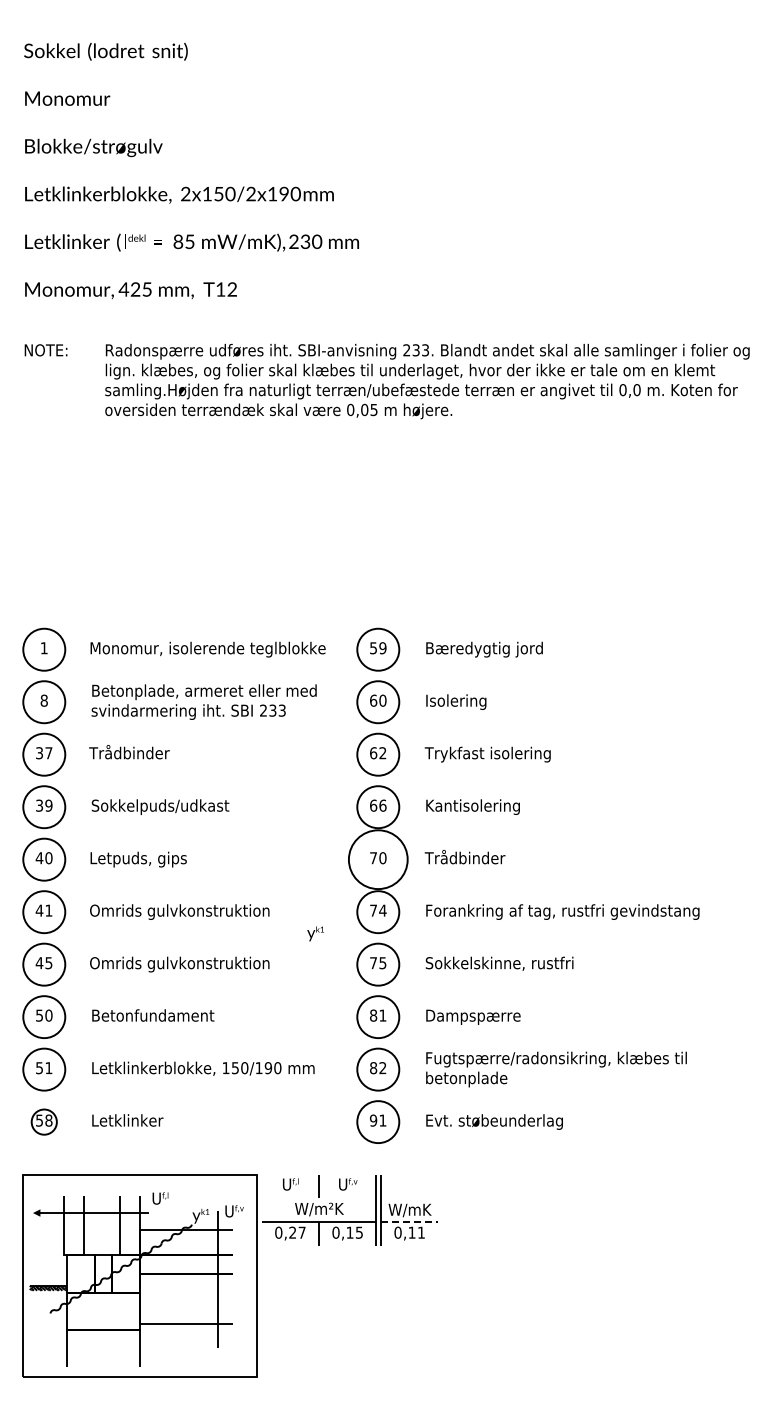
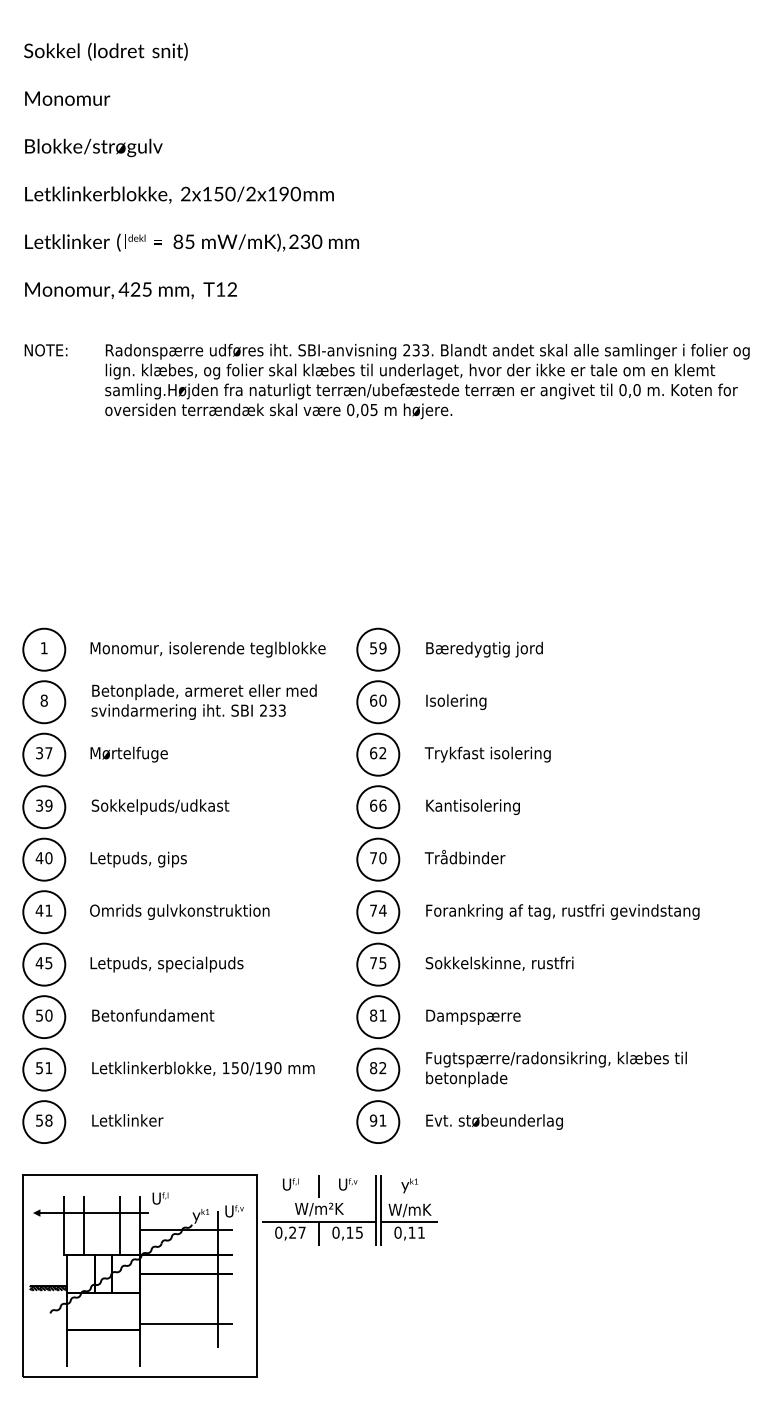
text: Trådbinder -> Mørtelfuge (129, 753)
circle diameter: 59 px -> 42 px (378, 859)
text position: (315, 933) -> (409, 1185) (409, 1185)
text: Omrids gulvkonstruktion -> Letpuds, specialpuds (179, 964)
circle diameter: 25 px -> 42 px (44, 1122)
line: dashed -> solid (409, 1222)
